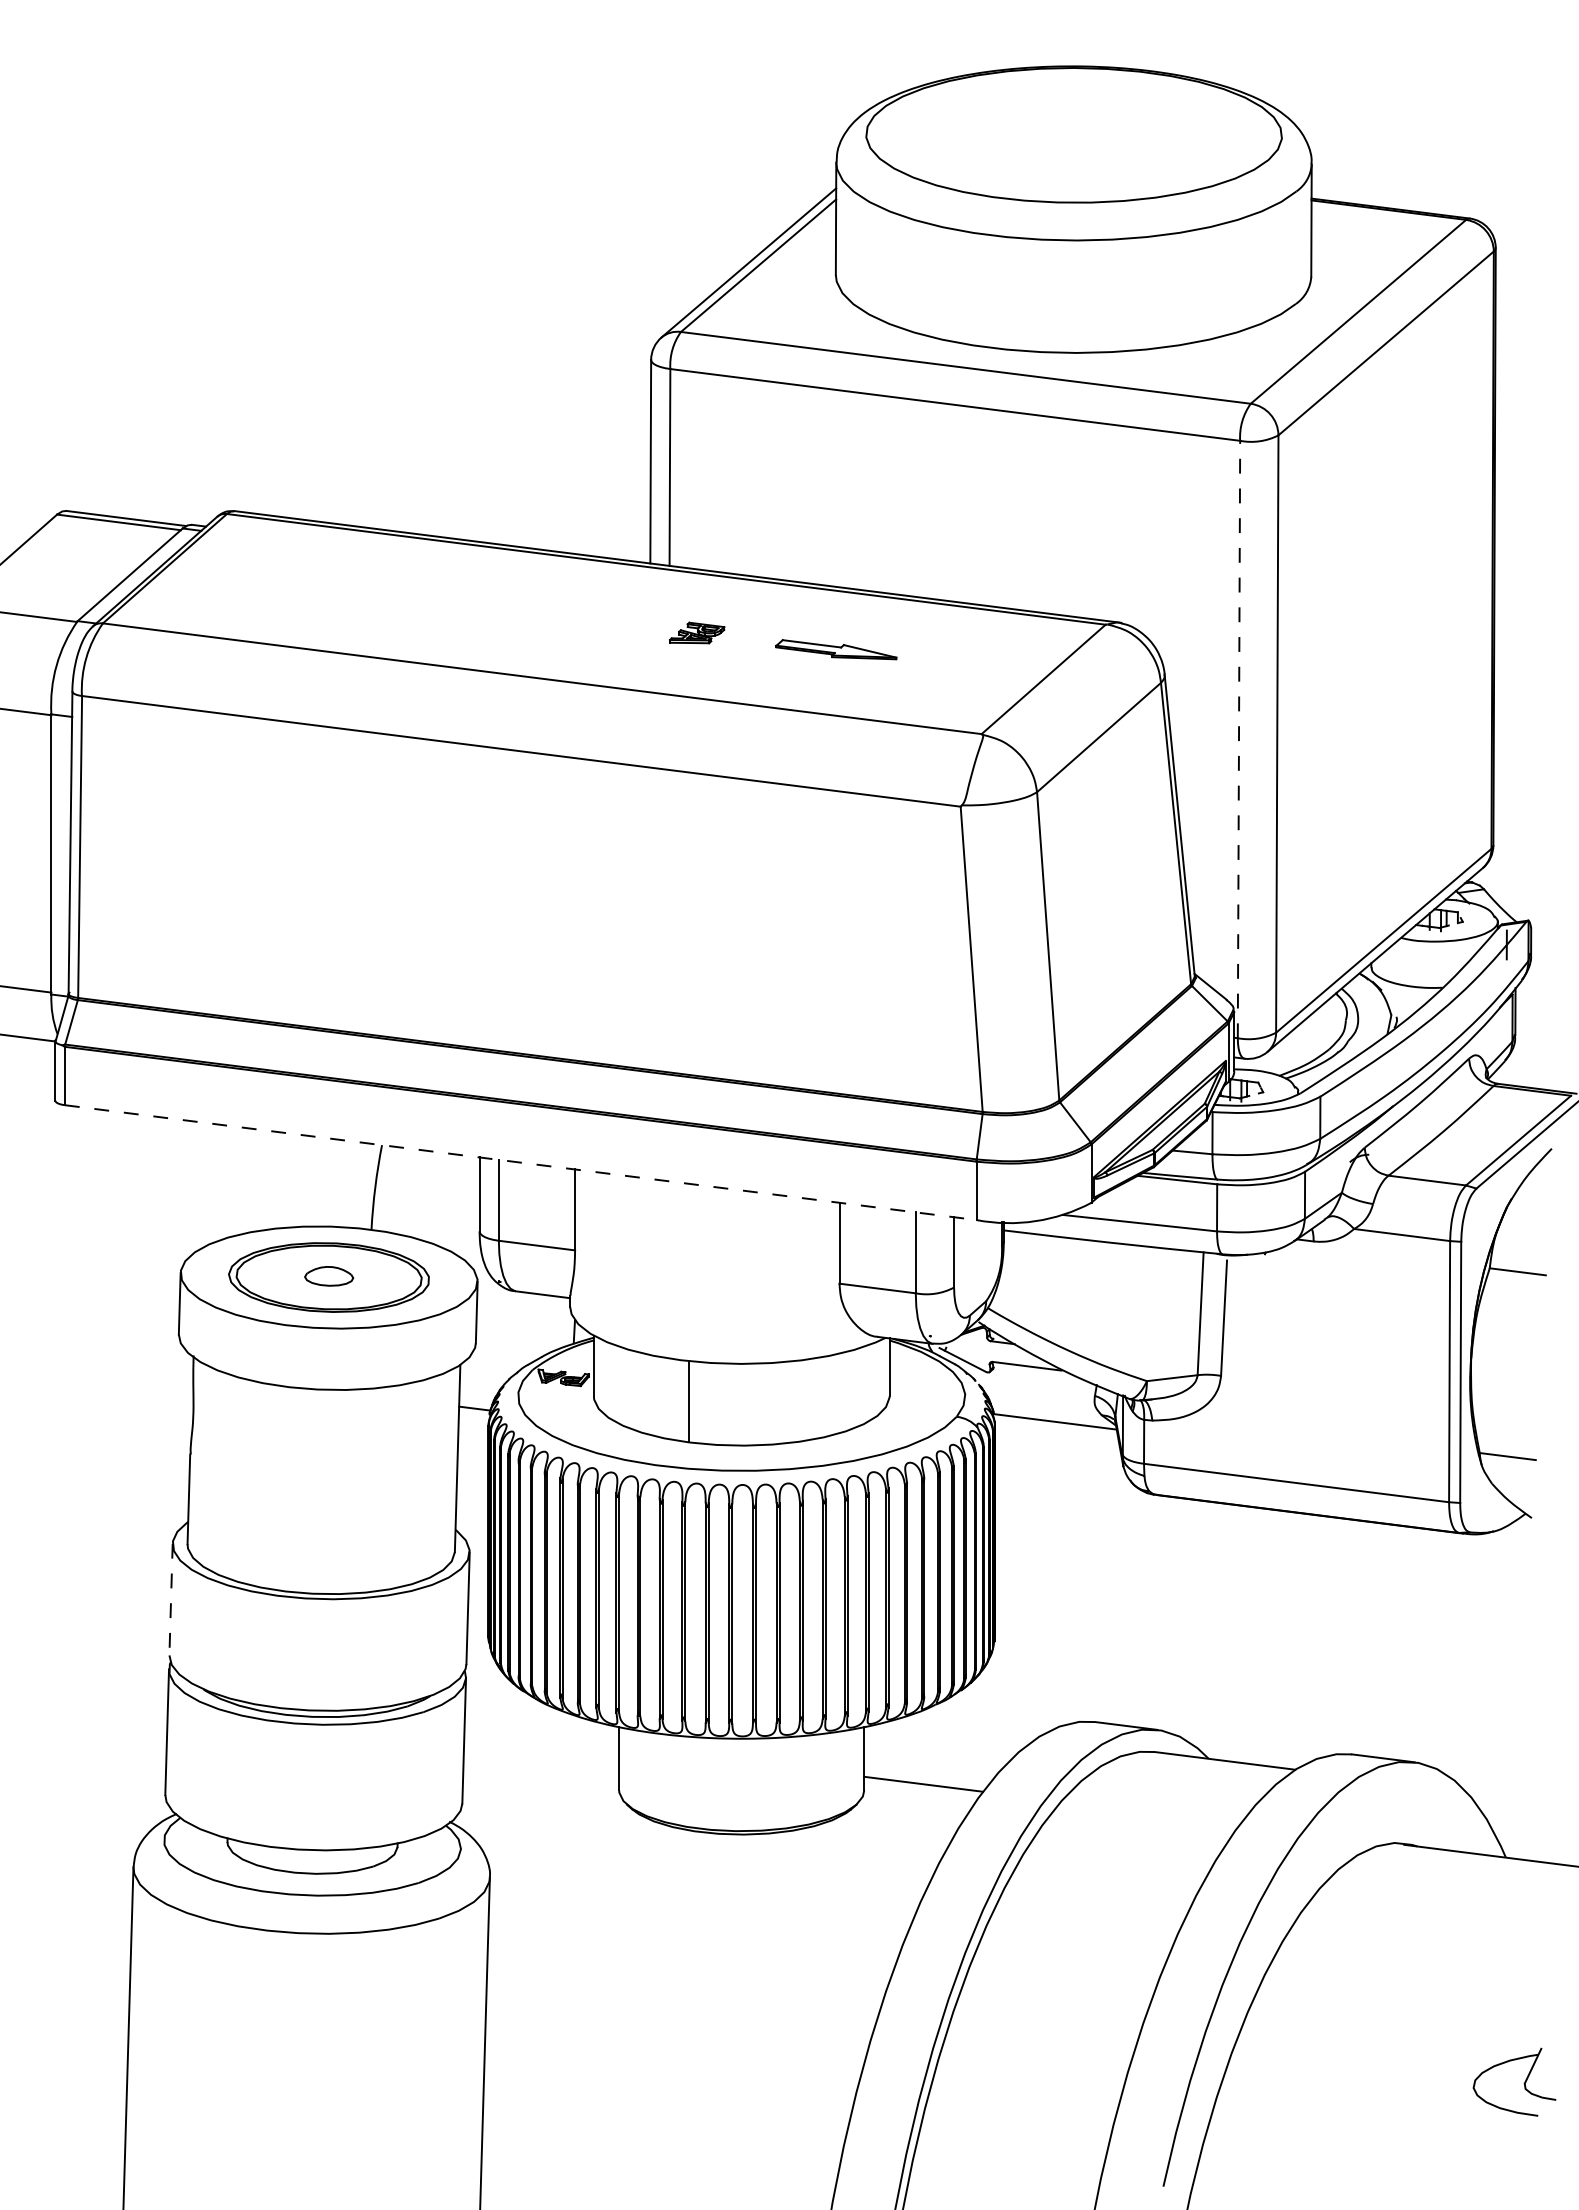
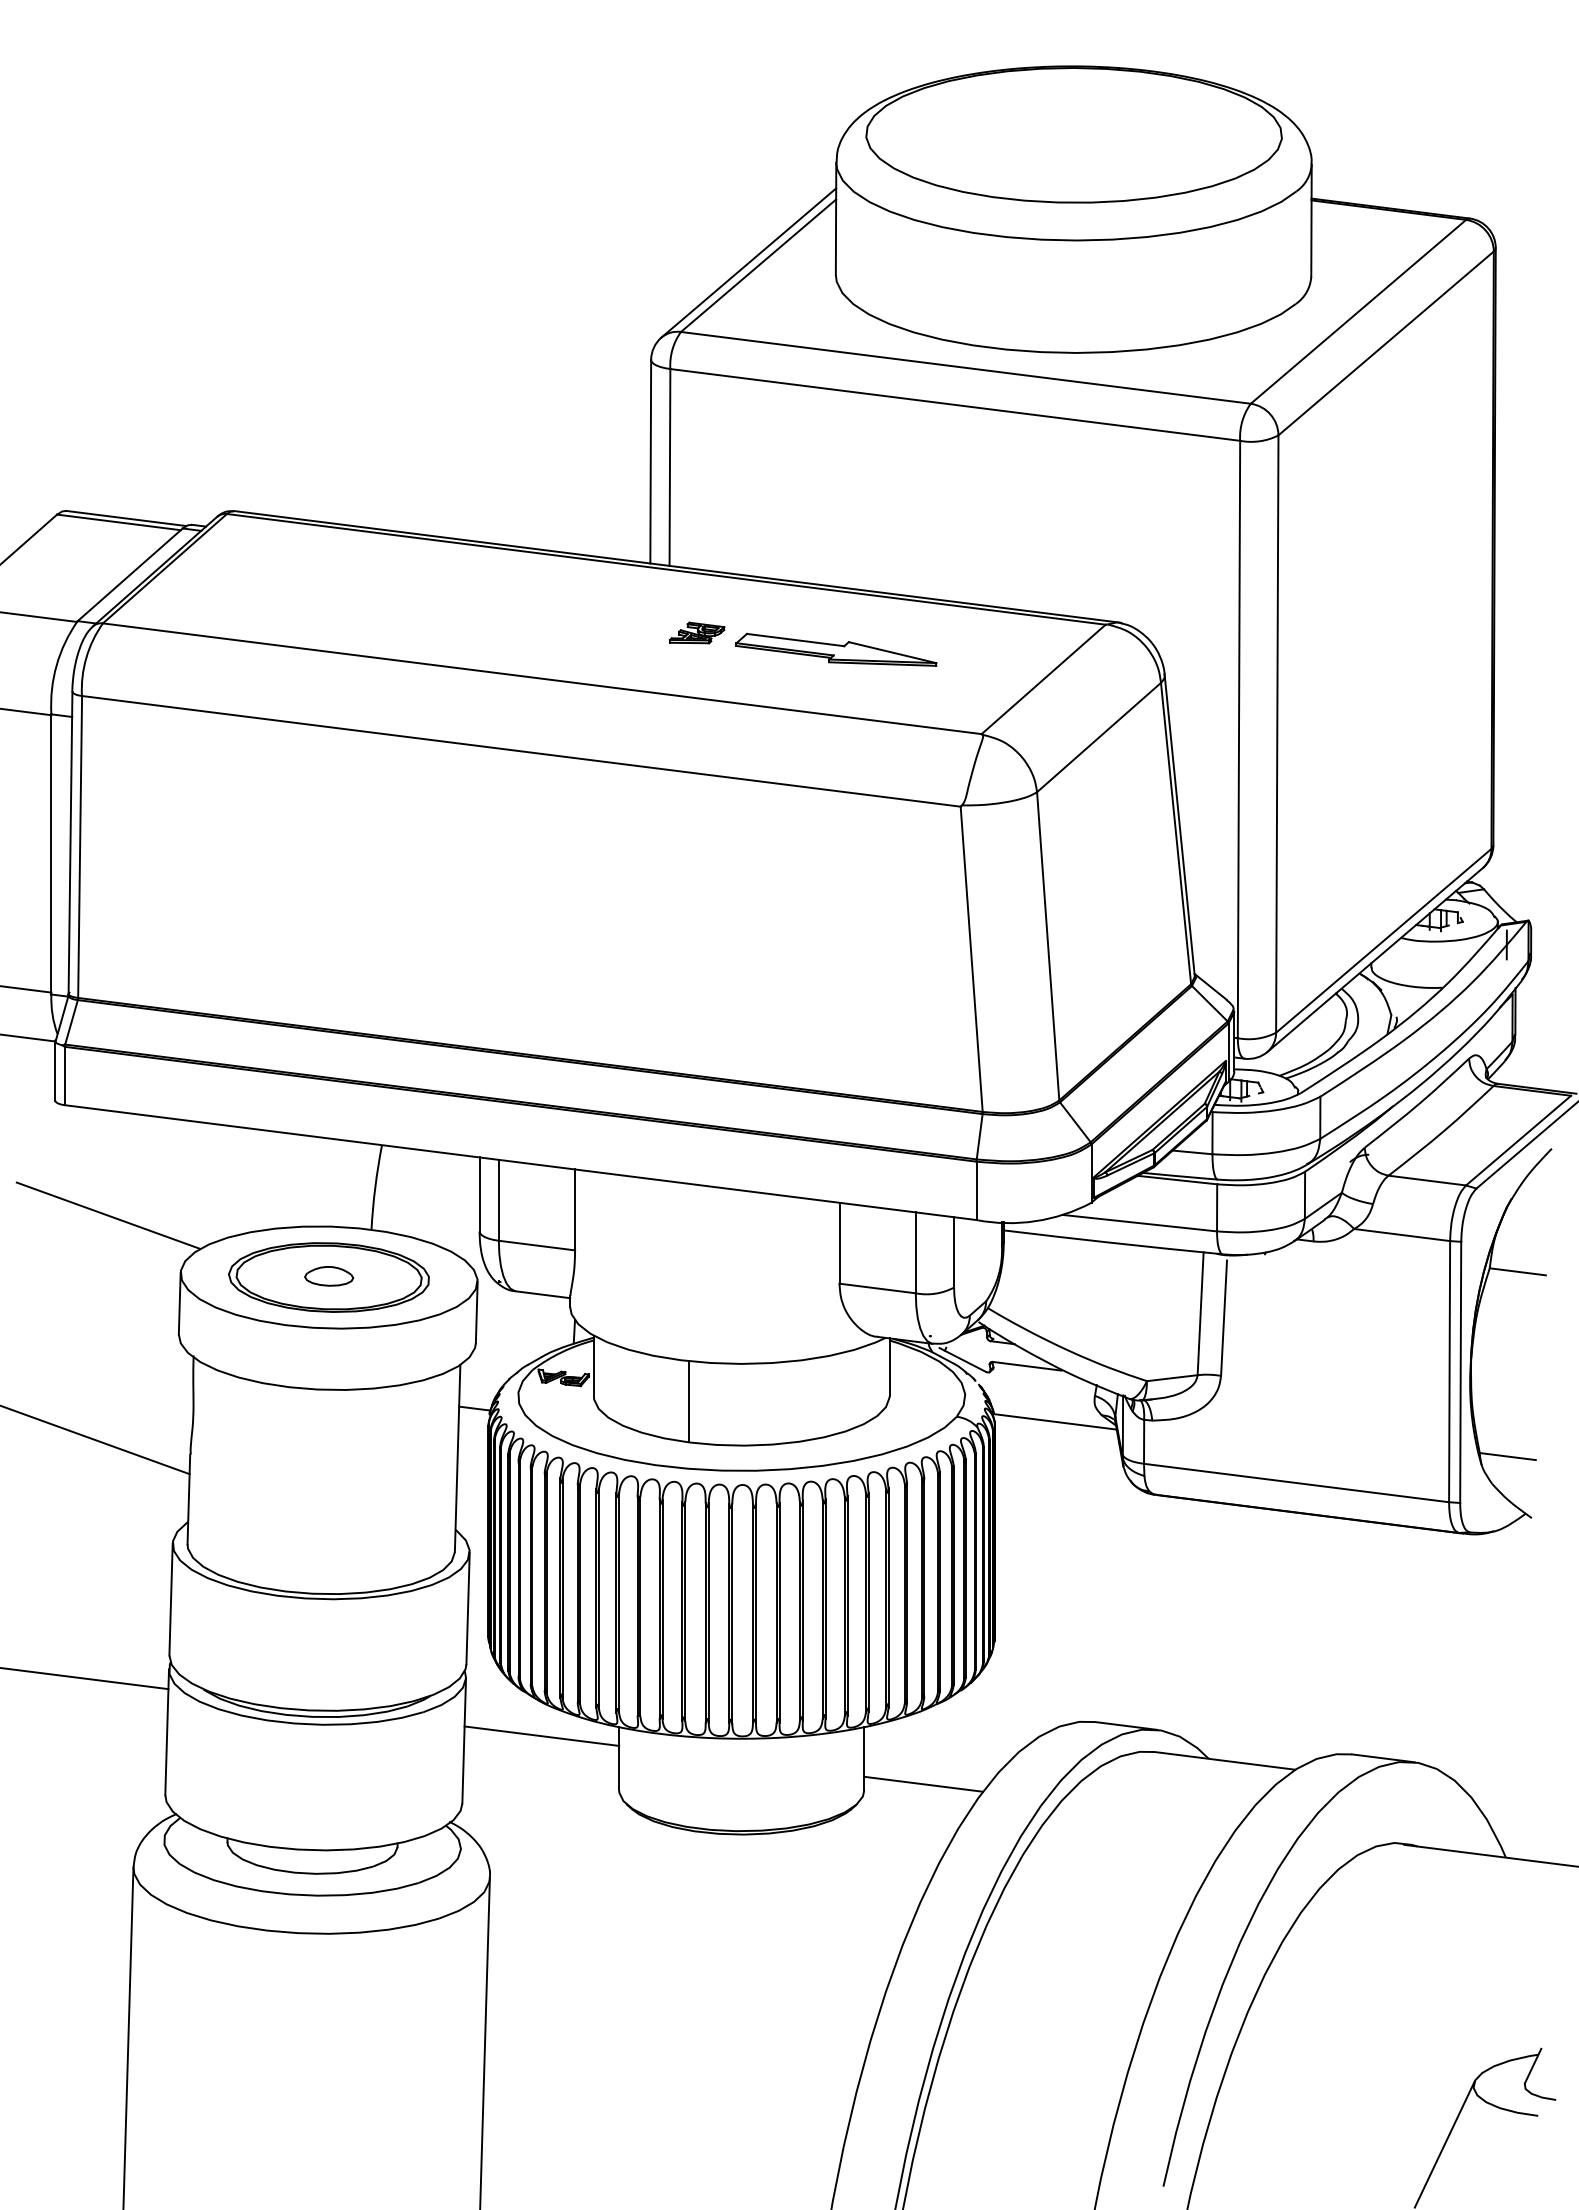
part size: 123x22 px -> 203x35 px (836, 649)
line: dashed -> solid (1238, 739)
line: dashed -> solid (521, 1162)
line: none -> present (108, 1215)
line: none -> present (95, 1440)
line: dashed -> solid (171, 1599)
line: none -> present (85, 1678)
line: none -> present (541, 1735)
line: none -> present (1444, 2143)
